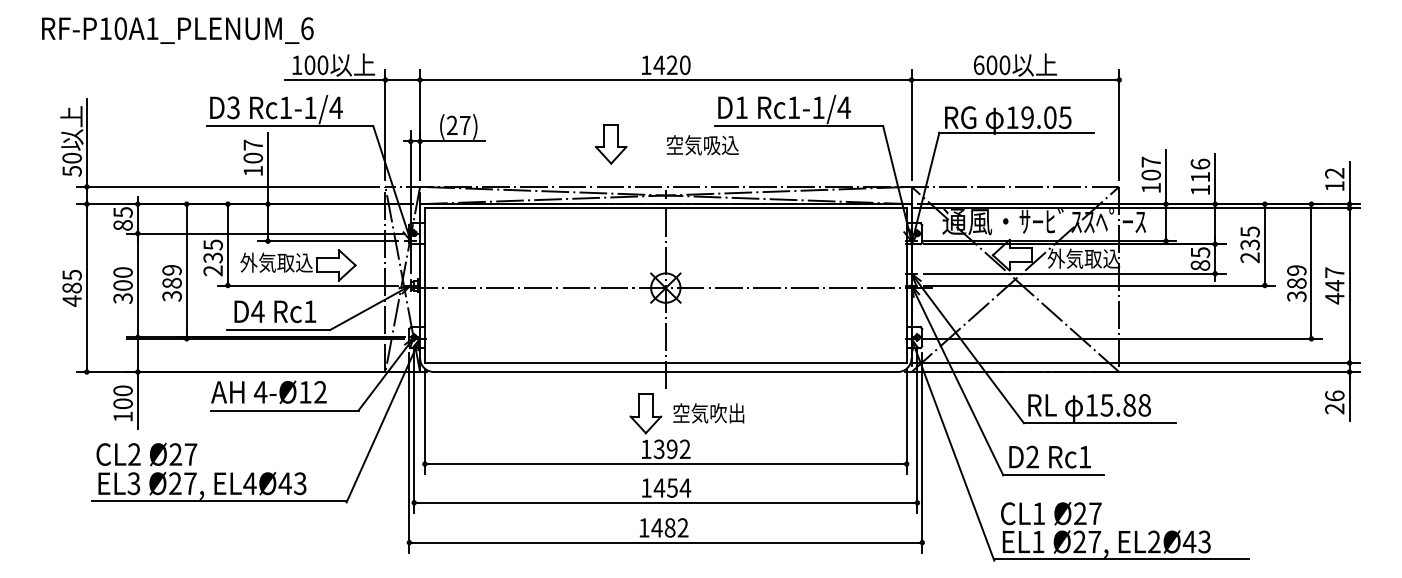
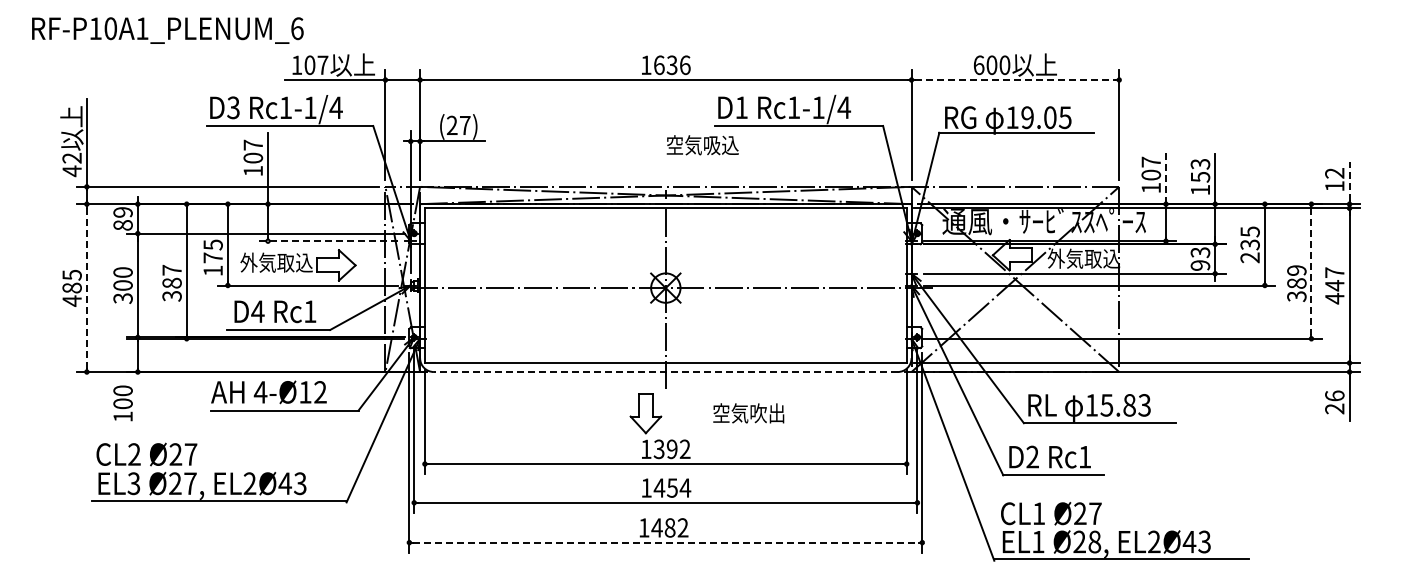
text position: (177, 30) -> (167, 30) (167, 30)
text: 100 -> 107 (322, 65)
text: 1420 -> 1636 (671, 65)
line: solid -> dashed (1015, 80)
part: present -> none (611, 144)
text: 50 -> 42 (71, 164)
text: 116 -> 153 (1200, 170)
line: solid -> dashed (1165, 176)
line: solid -> dashed (1349, 181)
text: 85 -> 89 (122, 212)
line: solid -> dashed (327, 241)
text: 85 -> 93 (1200, 258)
text: 235 -> 175 (212, 264)
text: 389 -> 387 (171, 269)
line: solid -> dashed (1311, 271)
line: solid -> dashed (86, 288)
line: solid -> dashed (665, 372)
line: present -> none (137, 400)
text: 15.88 -> 15.83 (1144, 405)
text position: (708, 413) -> (748, 413) (748, 413)
text: EL4Ø43 -> EL2Ø43 (249, 483)
text: Ø27, -> Ø28, (1094, 541)
line: solid -> dashed (666, 542)
